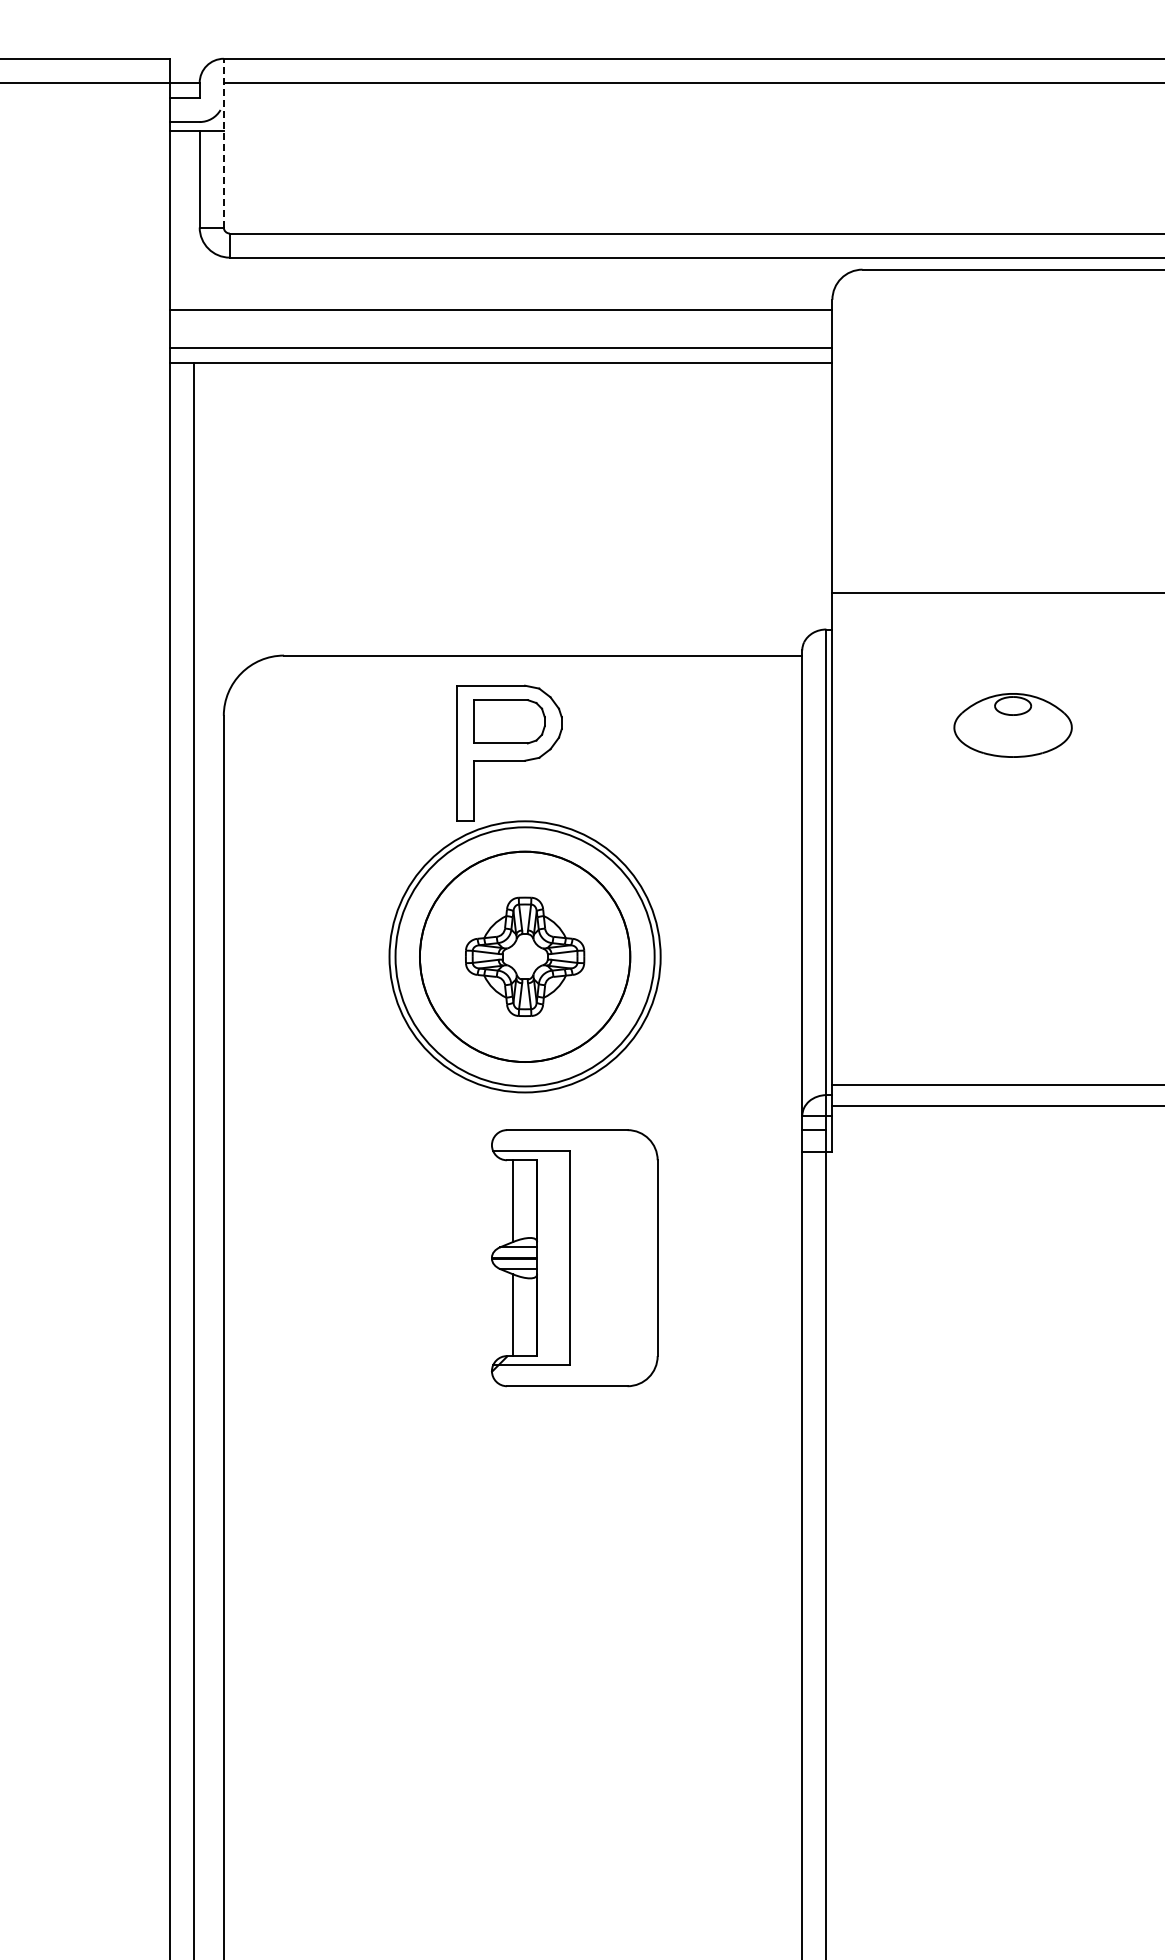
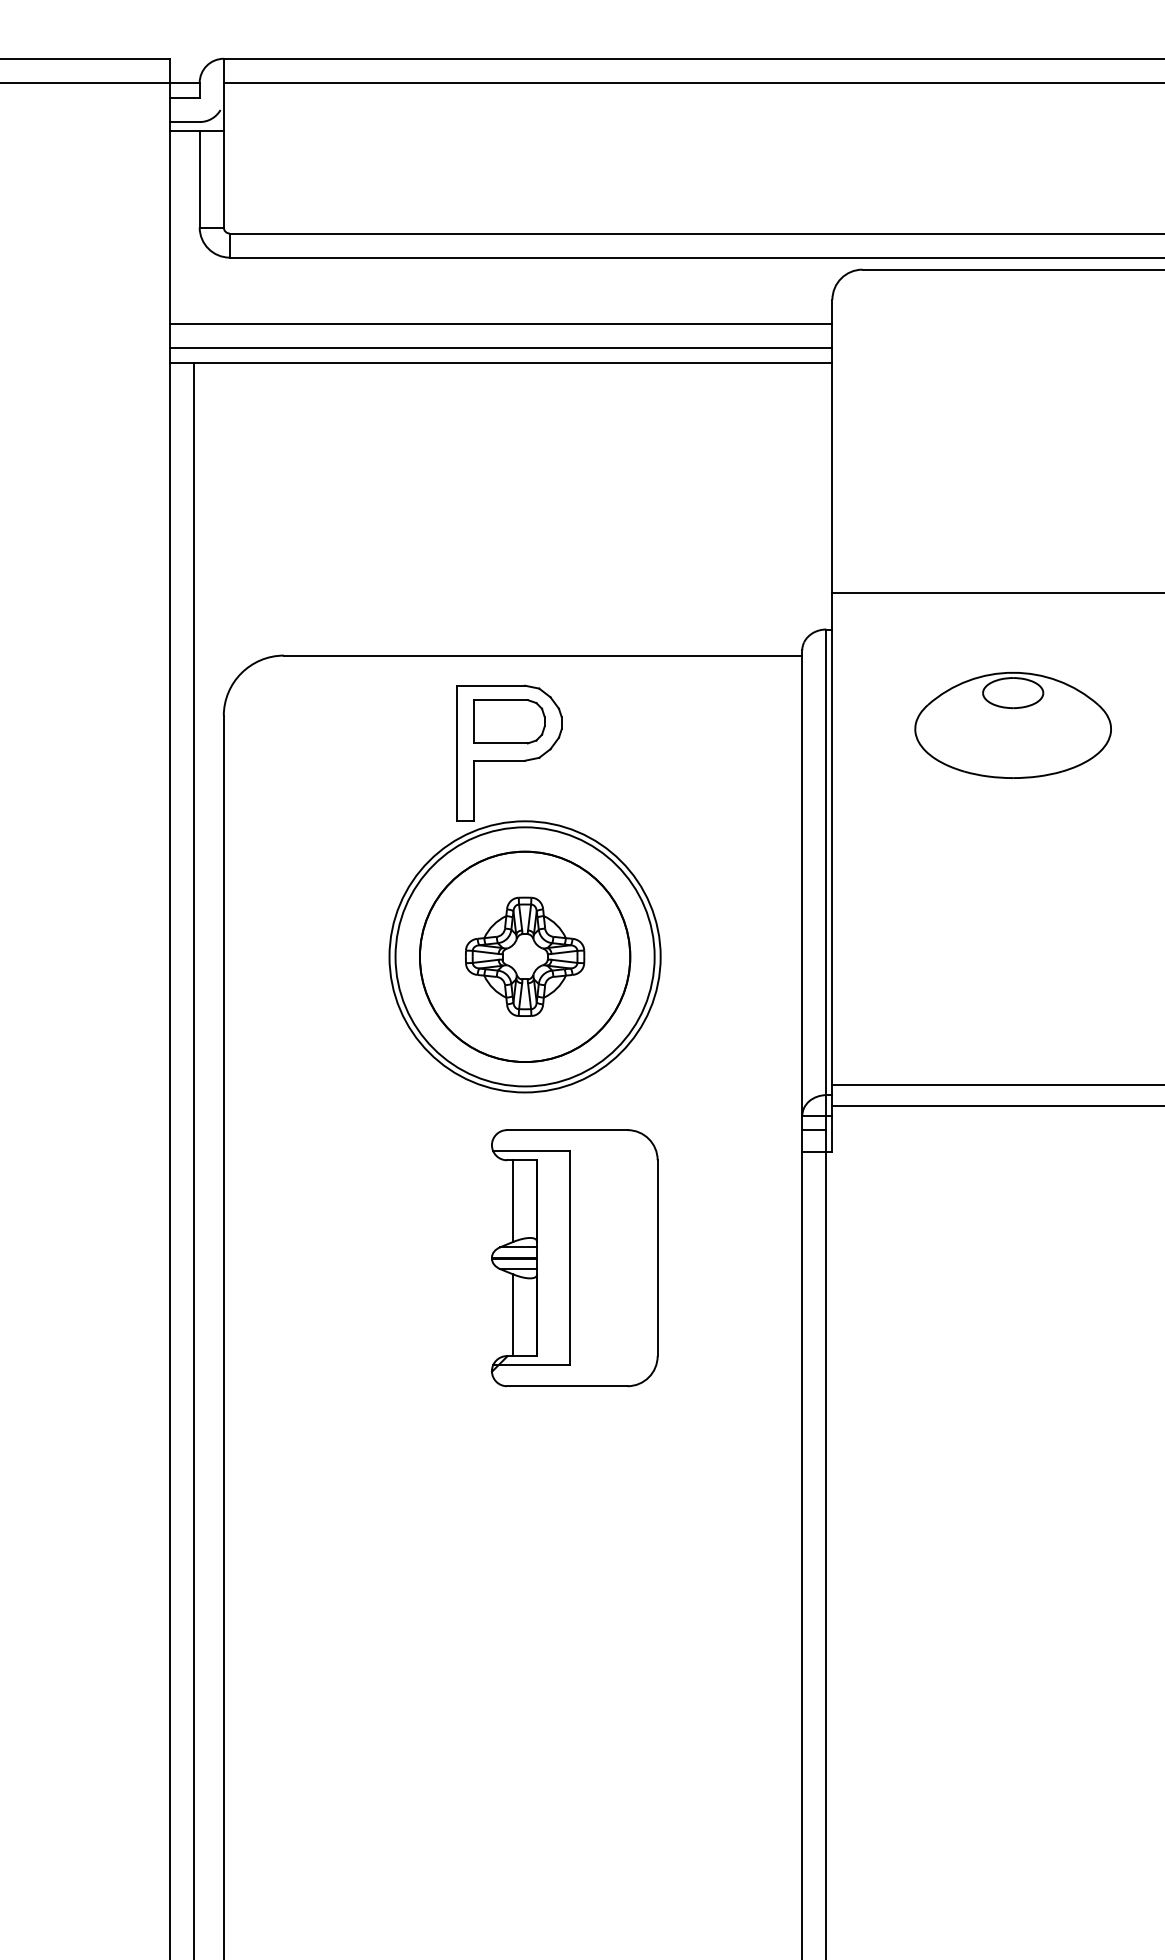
line: dashed -> solid (223, 142)
line position: (500, 309) -> (500, 323) (500, 323)
part size: 120x65 px -> 198x107 px (1012, 725)
